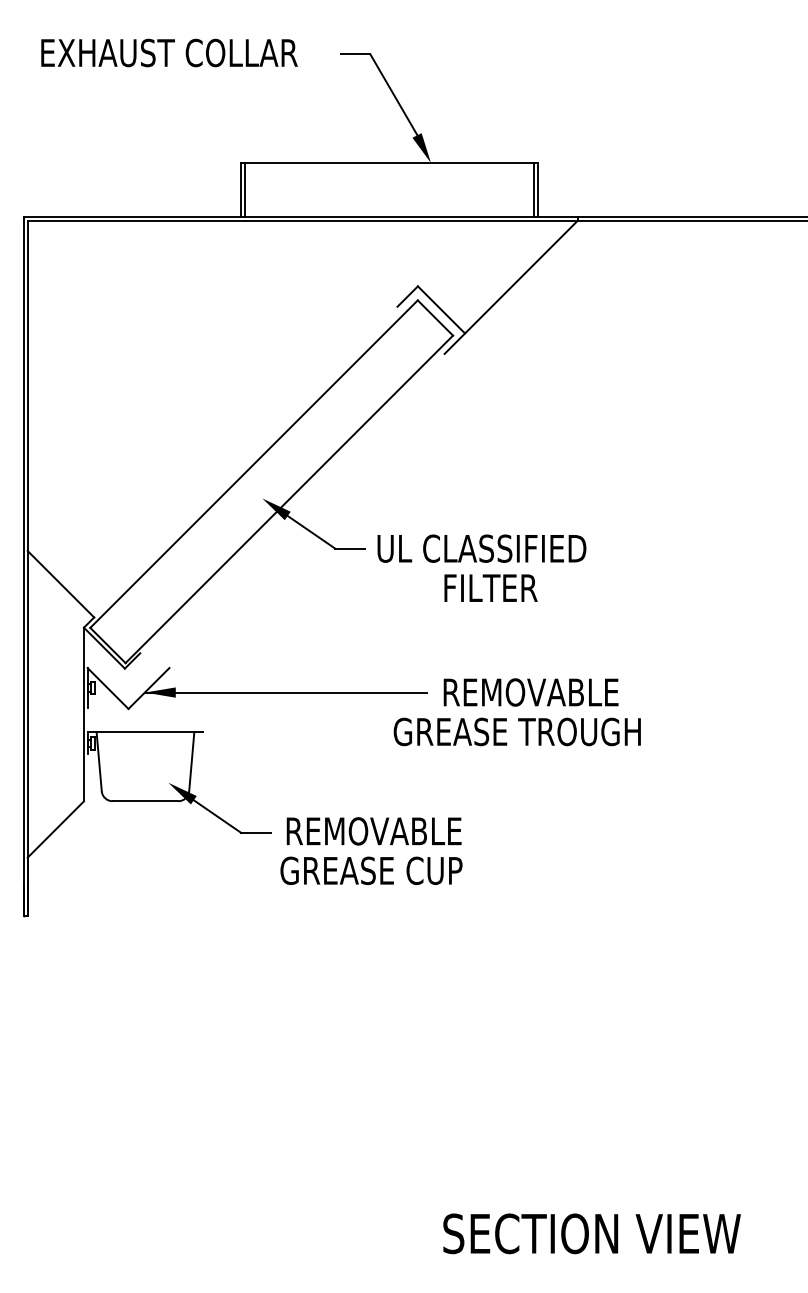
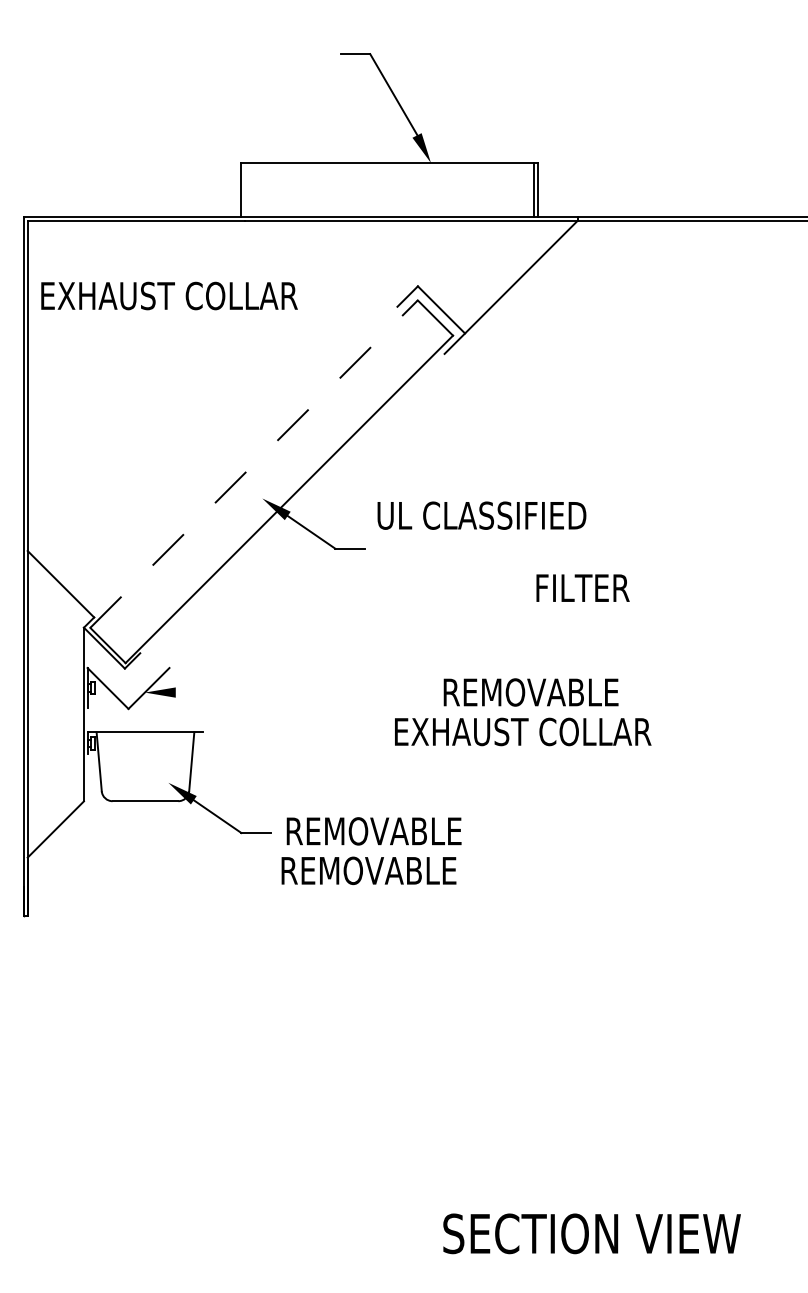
text position: (169, 52) -> (169, 295) (169, 295)
line: present -> none (244, 190)
line: solid -> dashed (254, 464)
text position: (481, 548) -> (481, 515) (481, 515)
text position: (490, 587) -> (582, 587) (582, 587)
line: present -> none (285, 692)
text: GREASE TROUGH -> EXHAUST COLLAR (522, 731)
text: GREASE CUP -> REMOVABLE (371, 870)
